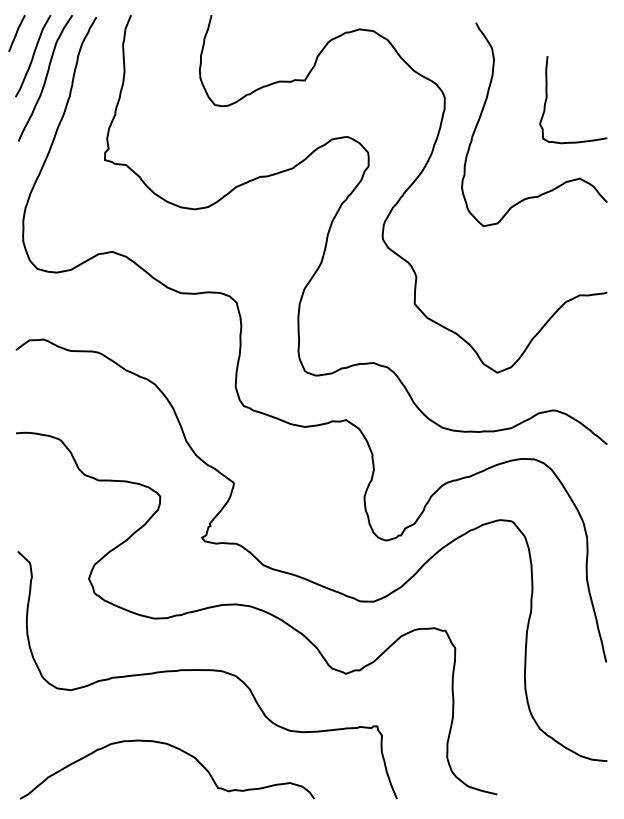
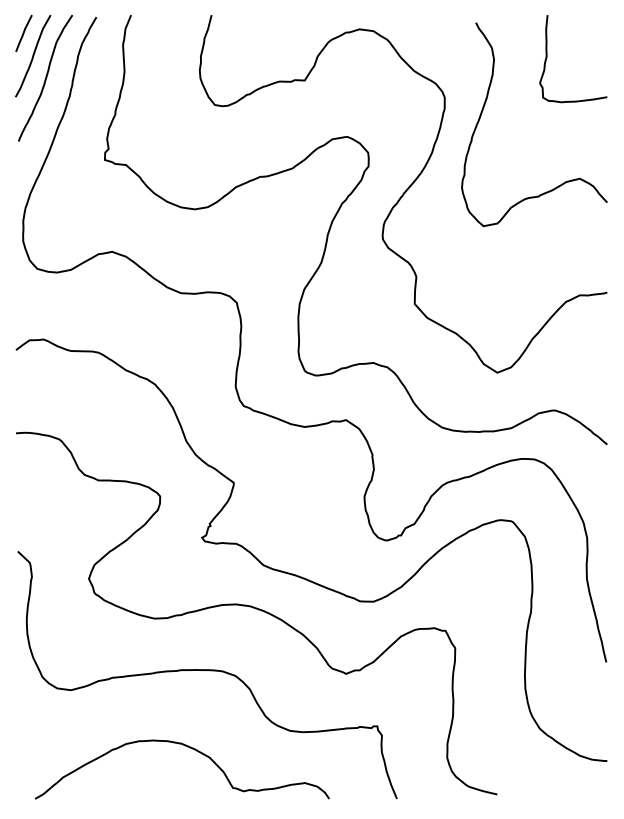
line position: (16, 33) -> (23, 33) (23, 33)
curve position: (547, 99) -> (547, 58) (547, 58)
curve position: (174, 748) -> (189, 748) (189, 748)
